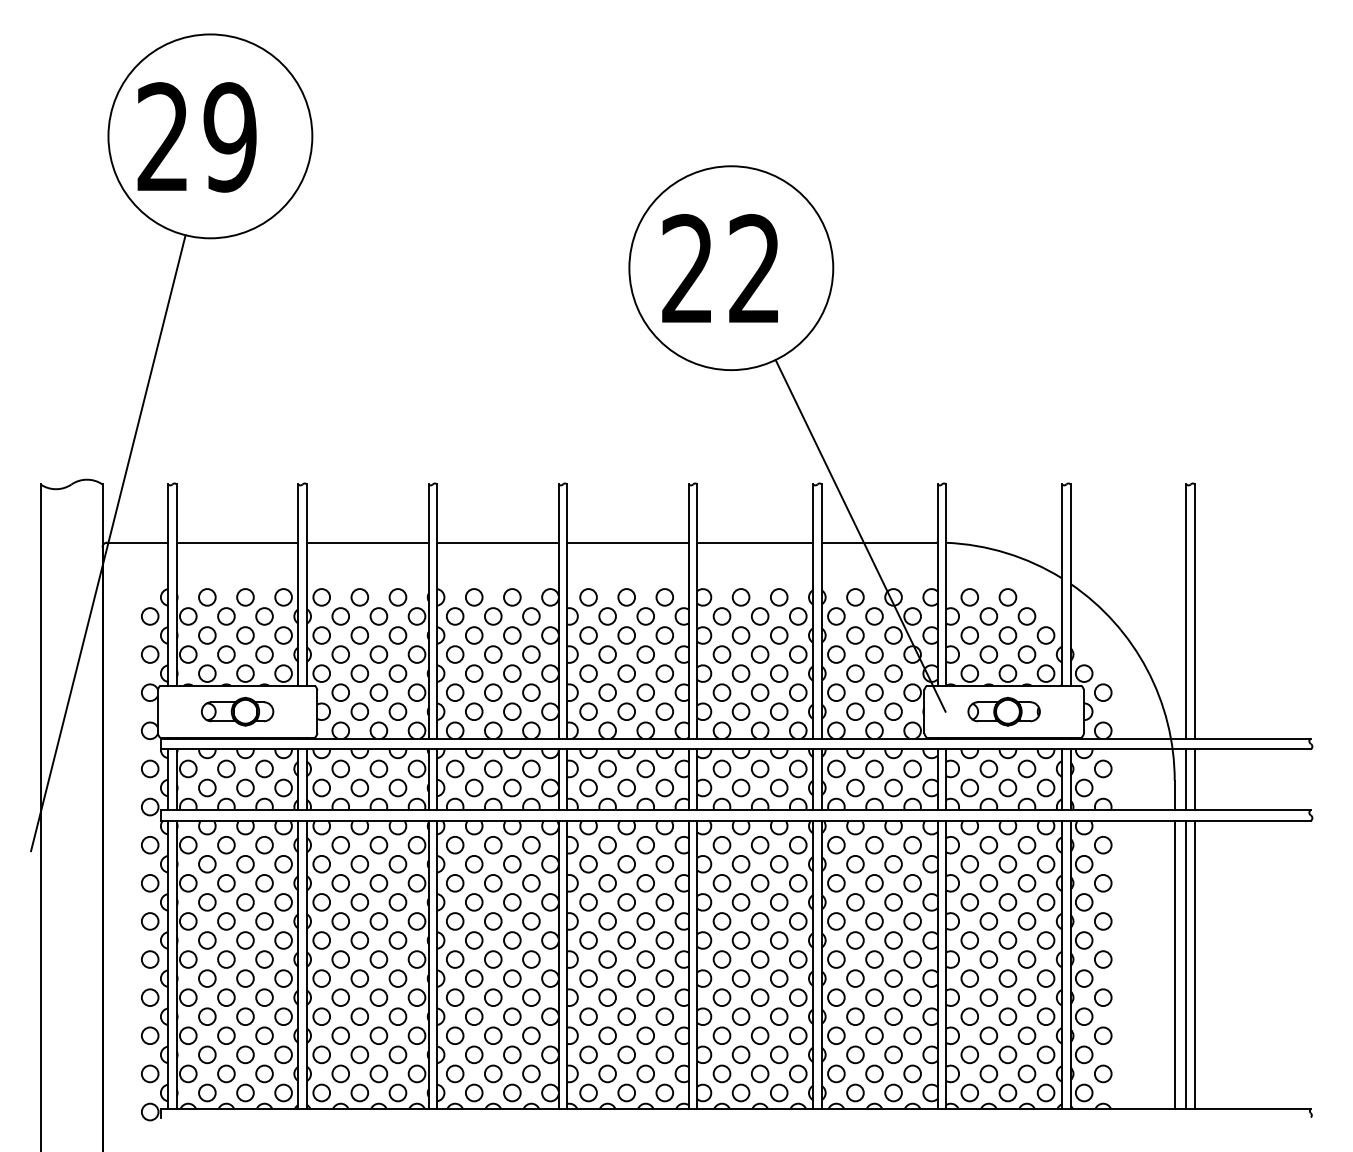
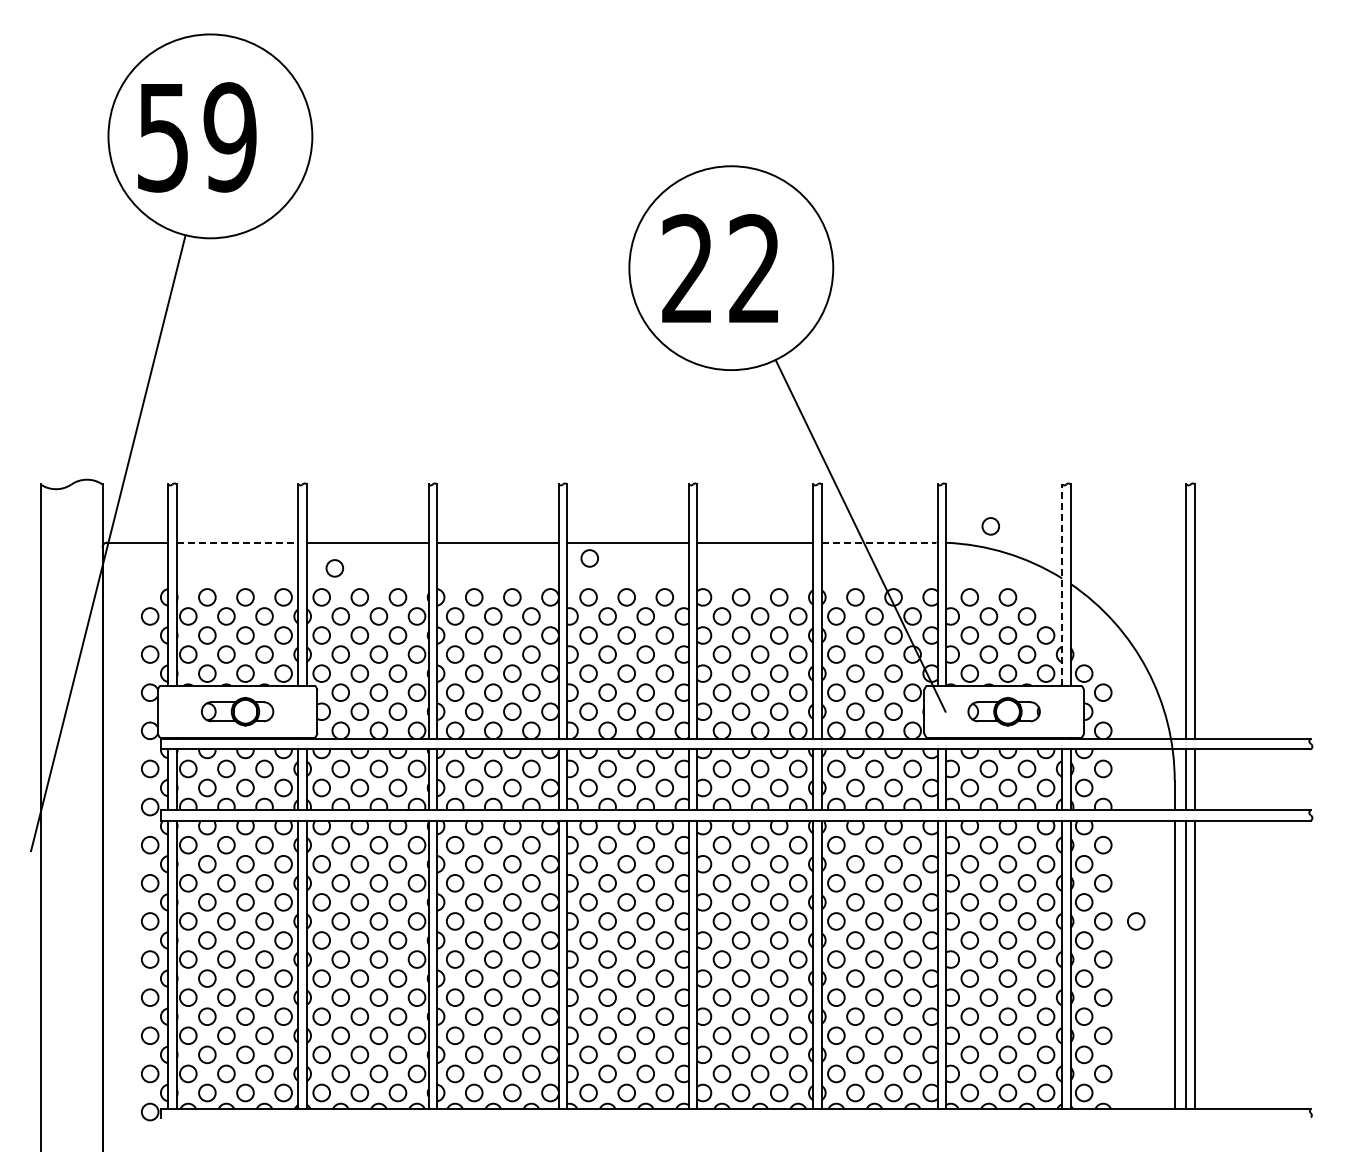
text: 29 -> 59 (162, 137)
circle: none -> present (990, 526)
line: solid -> dashed (237, 542)
line: solid -> dashed (879, 542)
circle: none -> present (589, 558)
circle: none -> present (334, 568)
line: solid -> dashed (1062, 585)
circle: none -> present (1136, 921)
